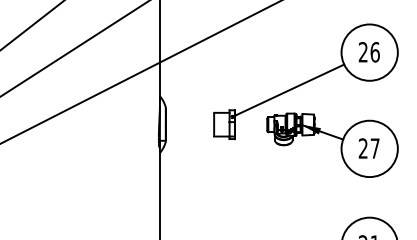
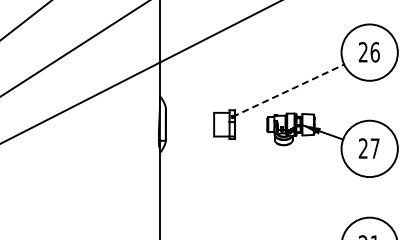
line position: (31, 25) -> (25, 20) (25, 20)
line: solid -> dashed (288, 90)
